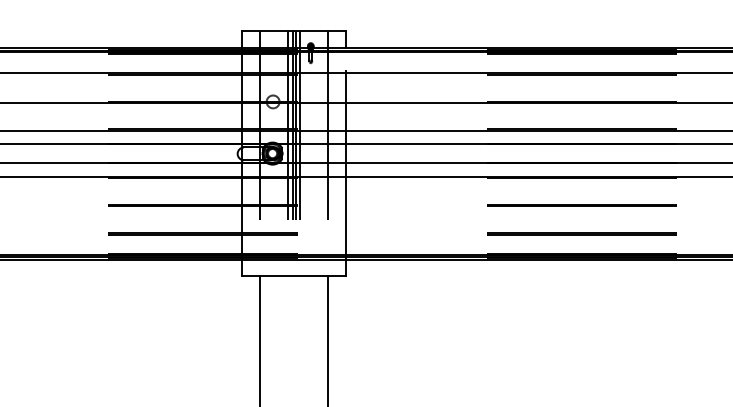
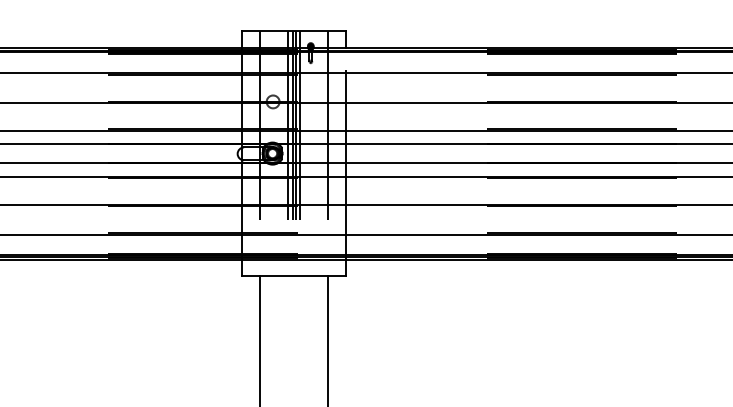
line: dashed -> solid (366, 204)
line: dashed -> solid (366, 234)
